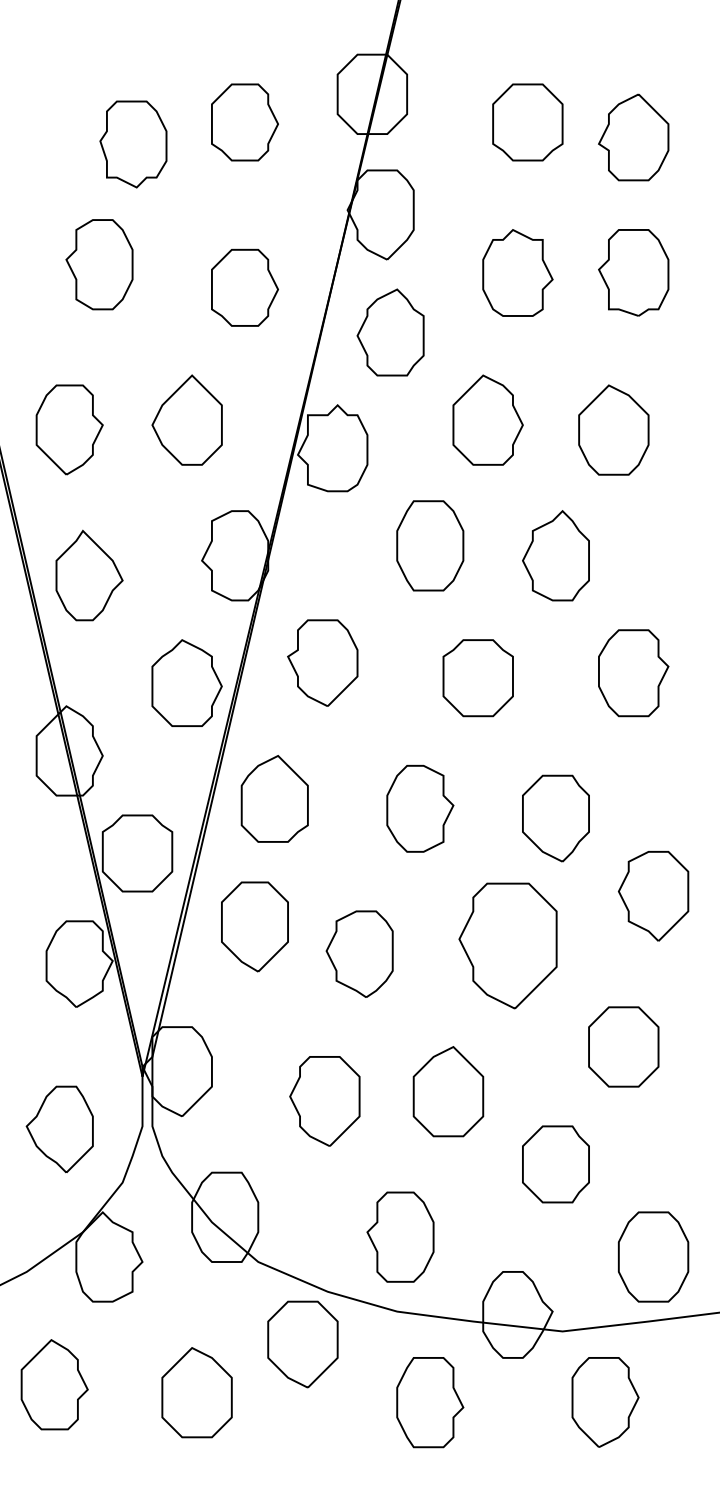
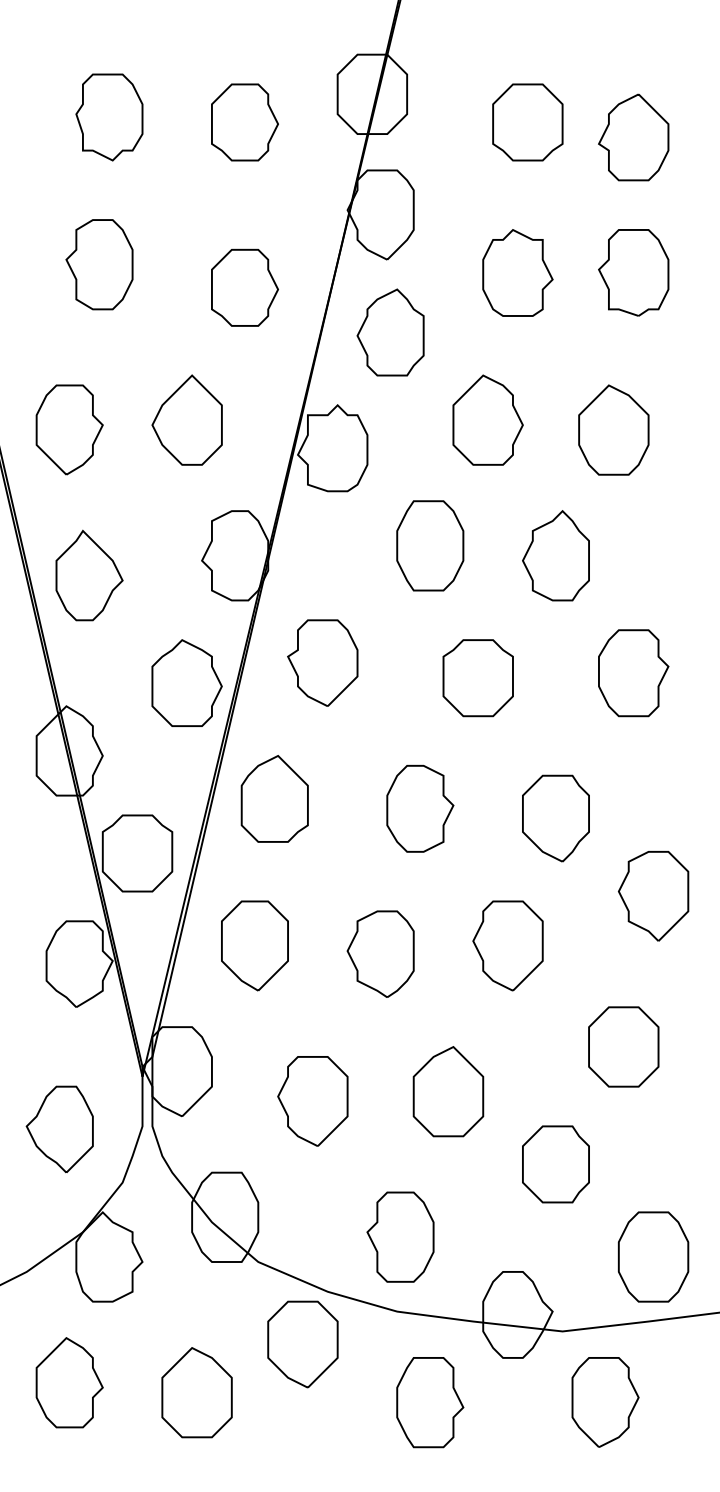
part position: (133, 144) -> (109, 117) (109, 117)
part position: (254, 926) -> (254, 945) (254, 945)
part size: 100x128 px -> 72x92 px (507, 945)
part position: (359, 953) -> (380, 953) (380, 953)
part position: (324, 1101) -> (312, 1101) (312, 1101)
part position: (54, 1384) -> (69, 1382) (69, 1382)
